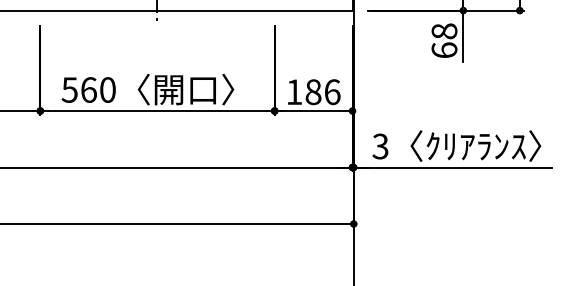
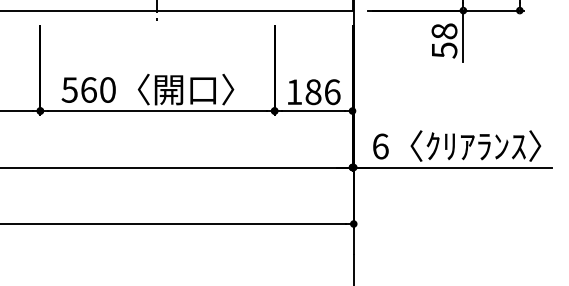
text: 68 -> 58 (444, 50)
text: 3 -> 6 (380, 146)
